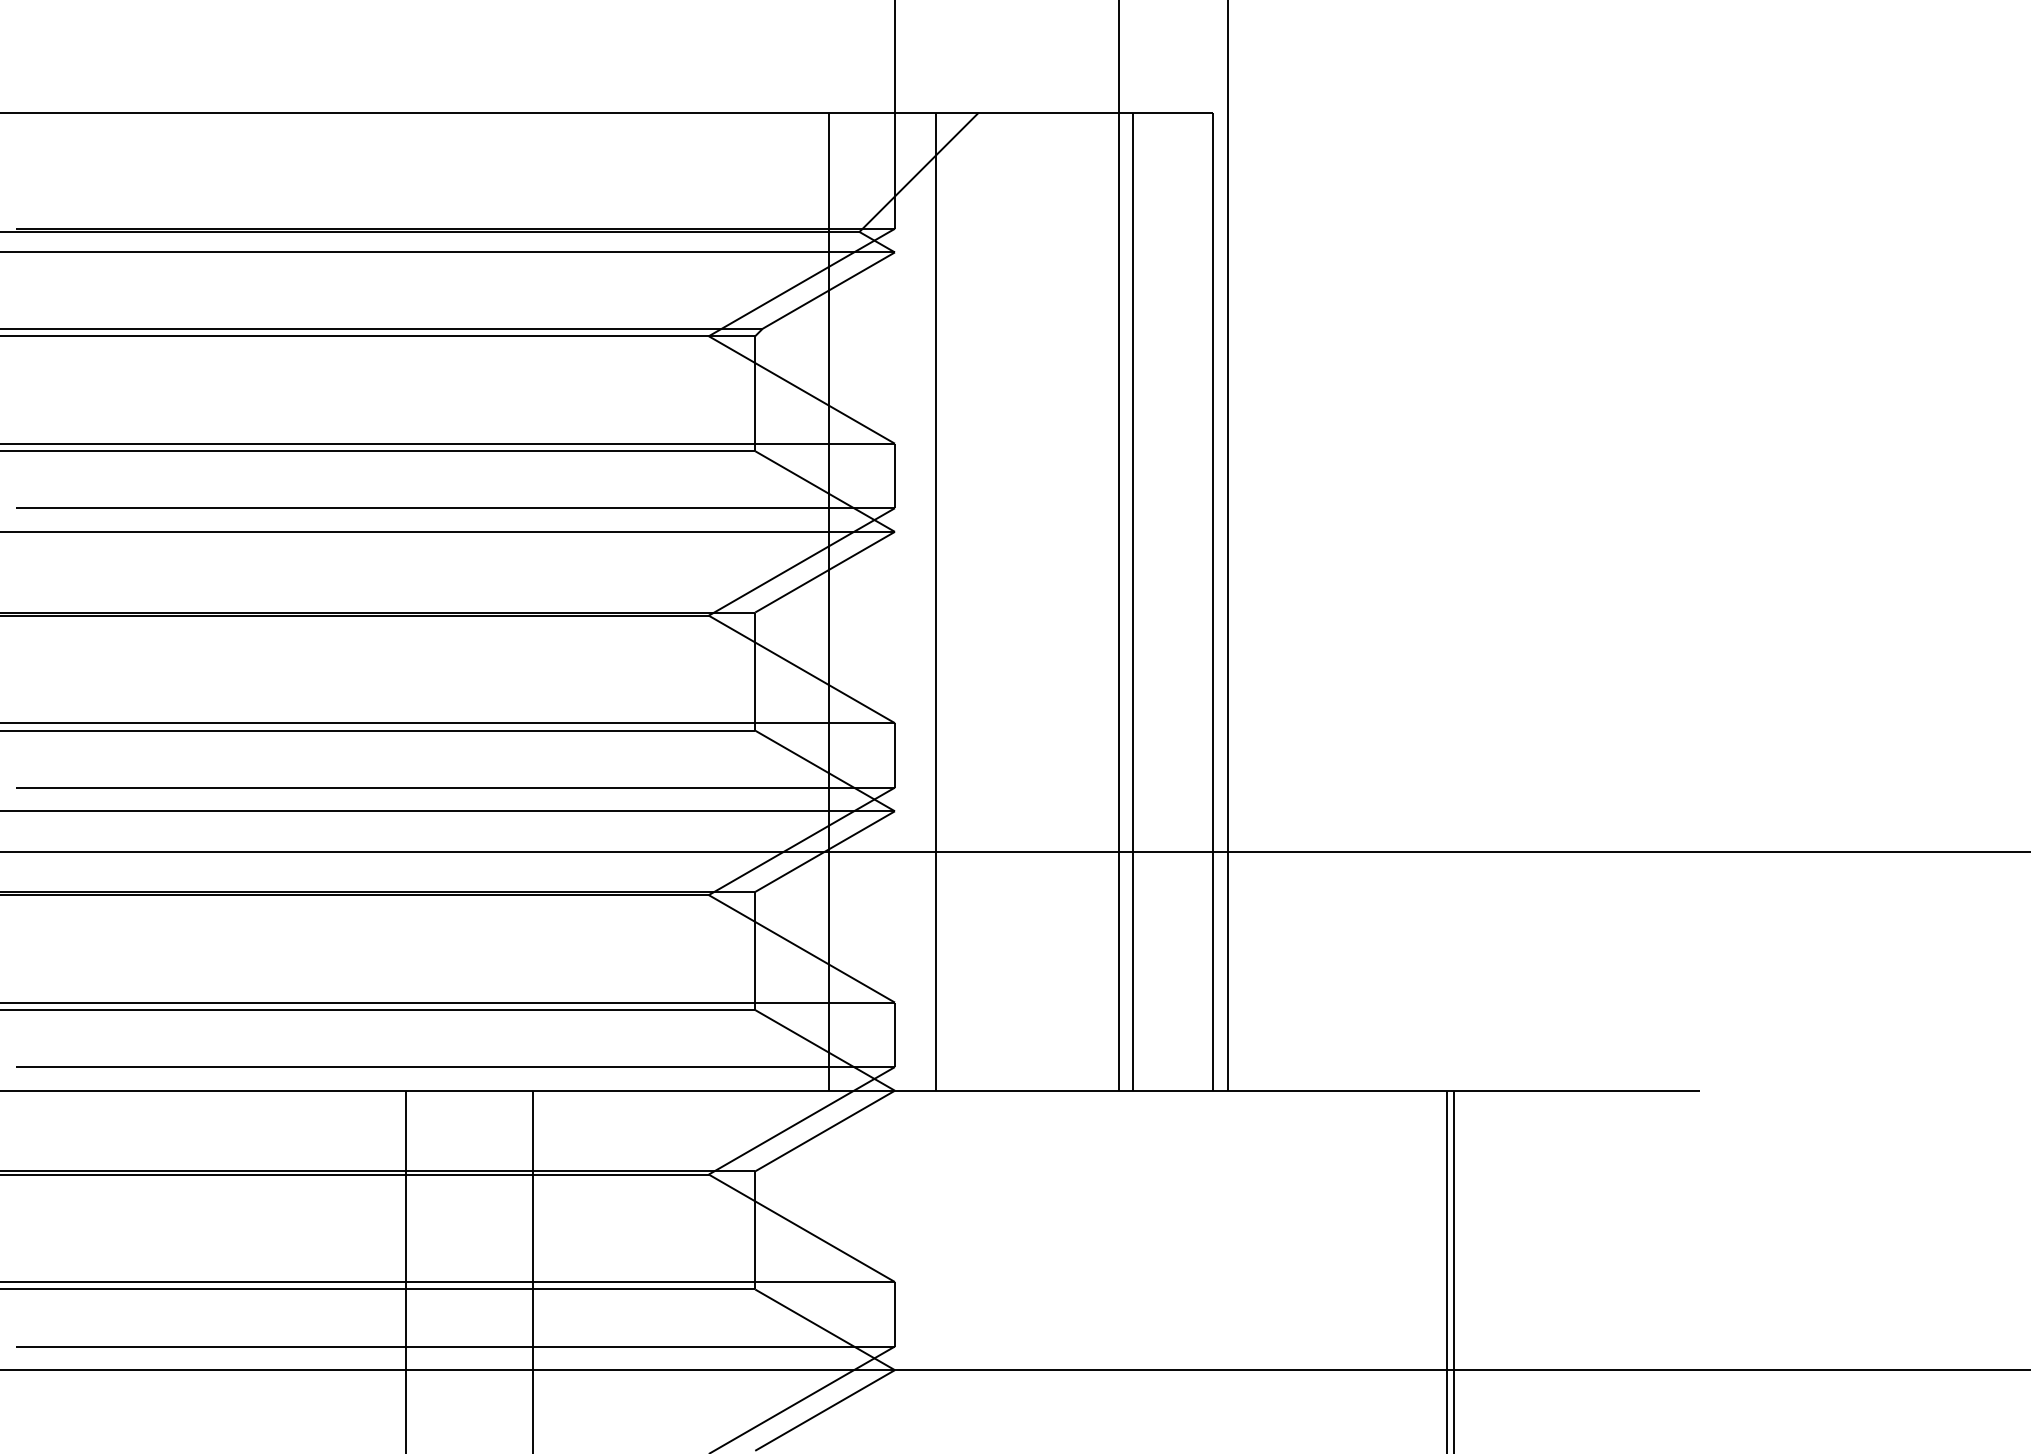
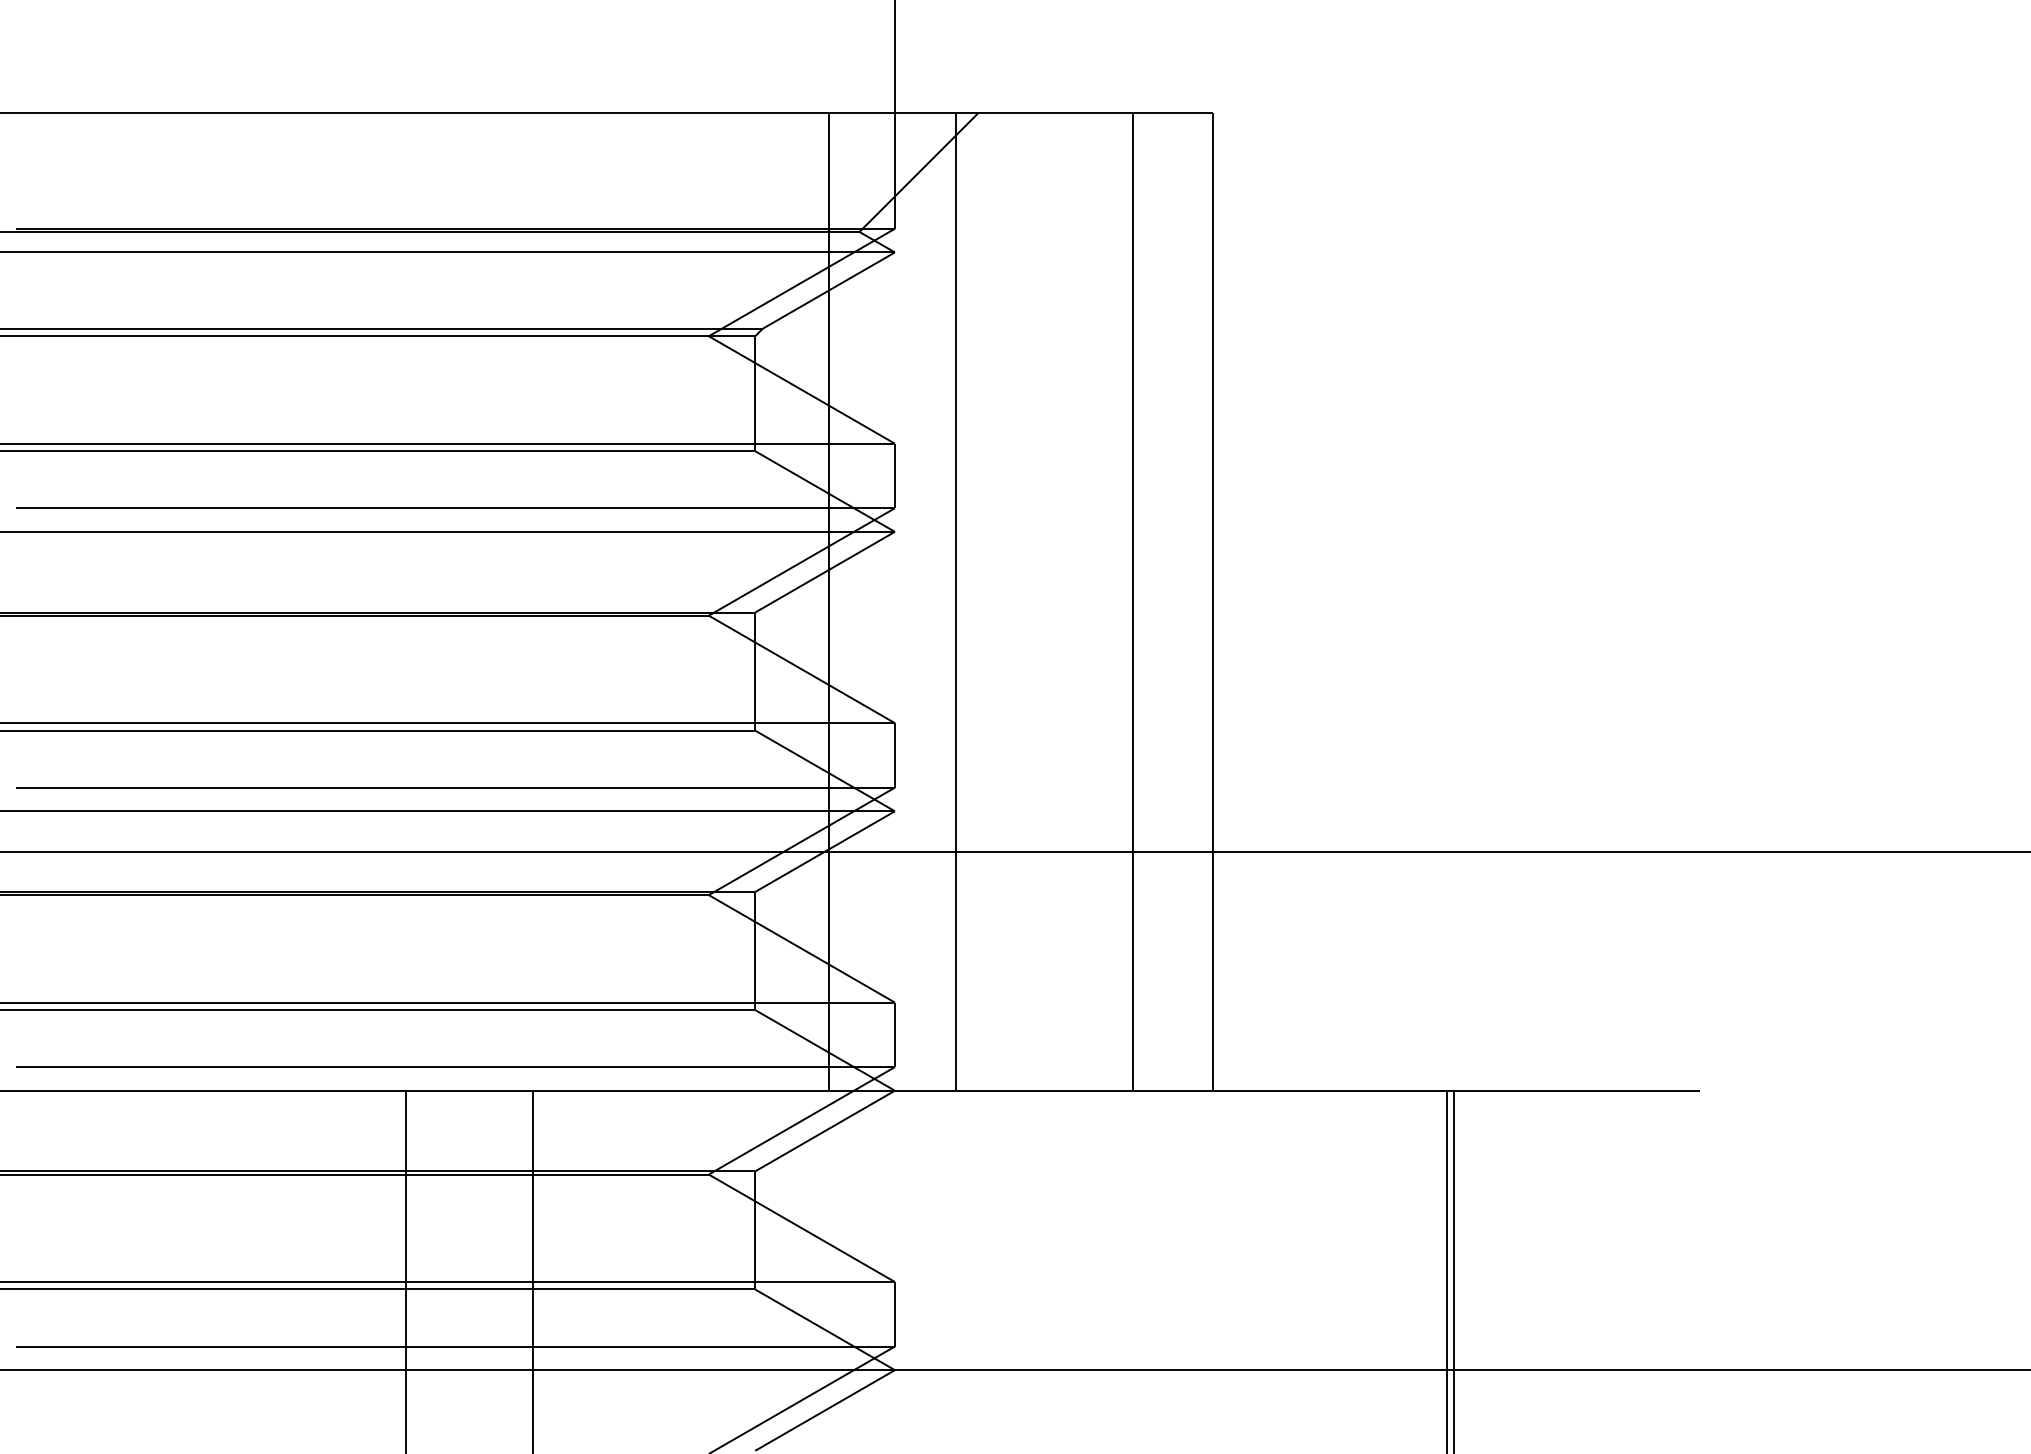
line: present -> none (1119, 546)
line: present -> none (1228, 546)
line position: (935, 601) -> (955, 601) (955, 601)
